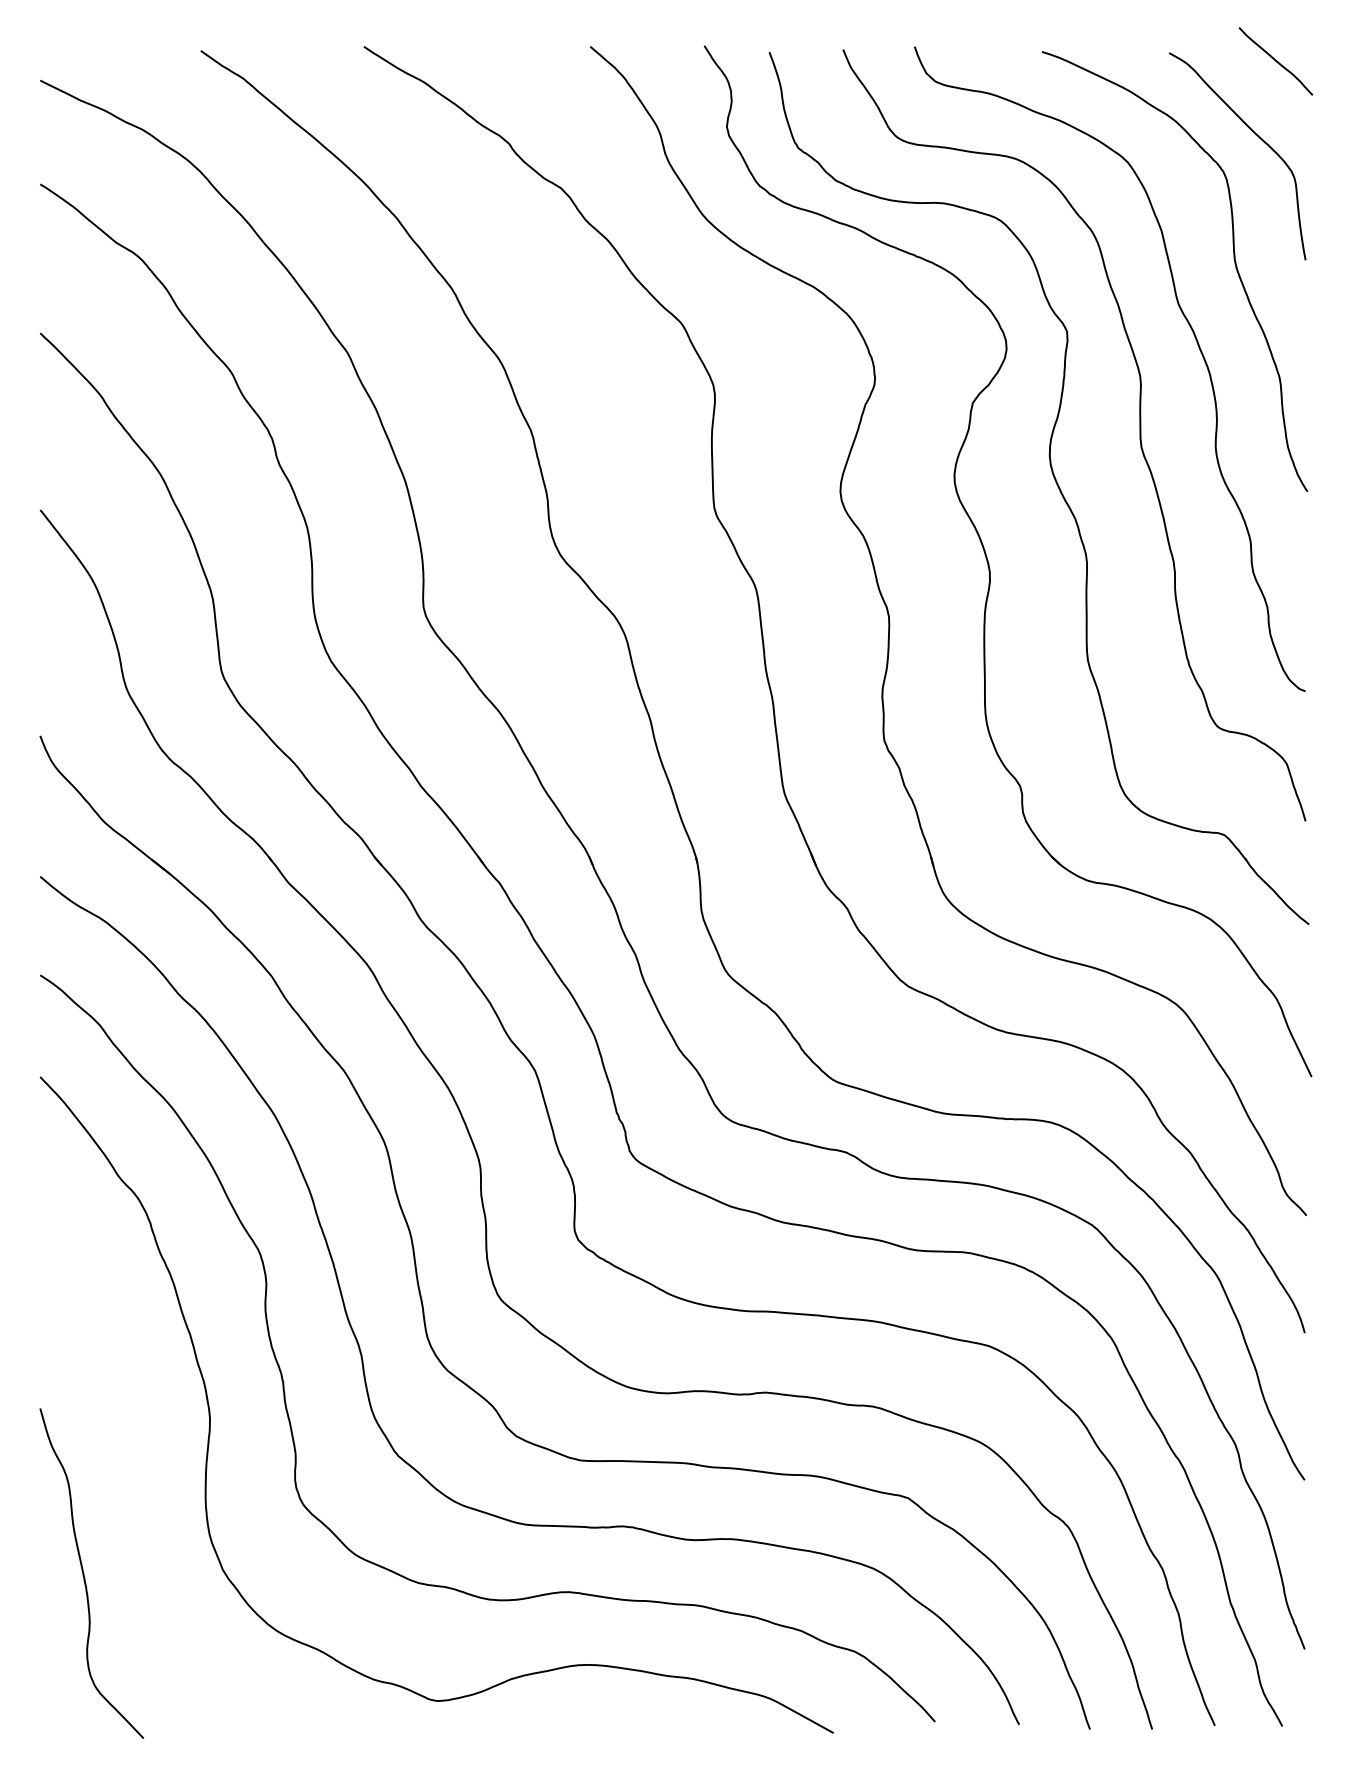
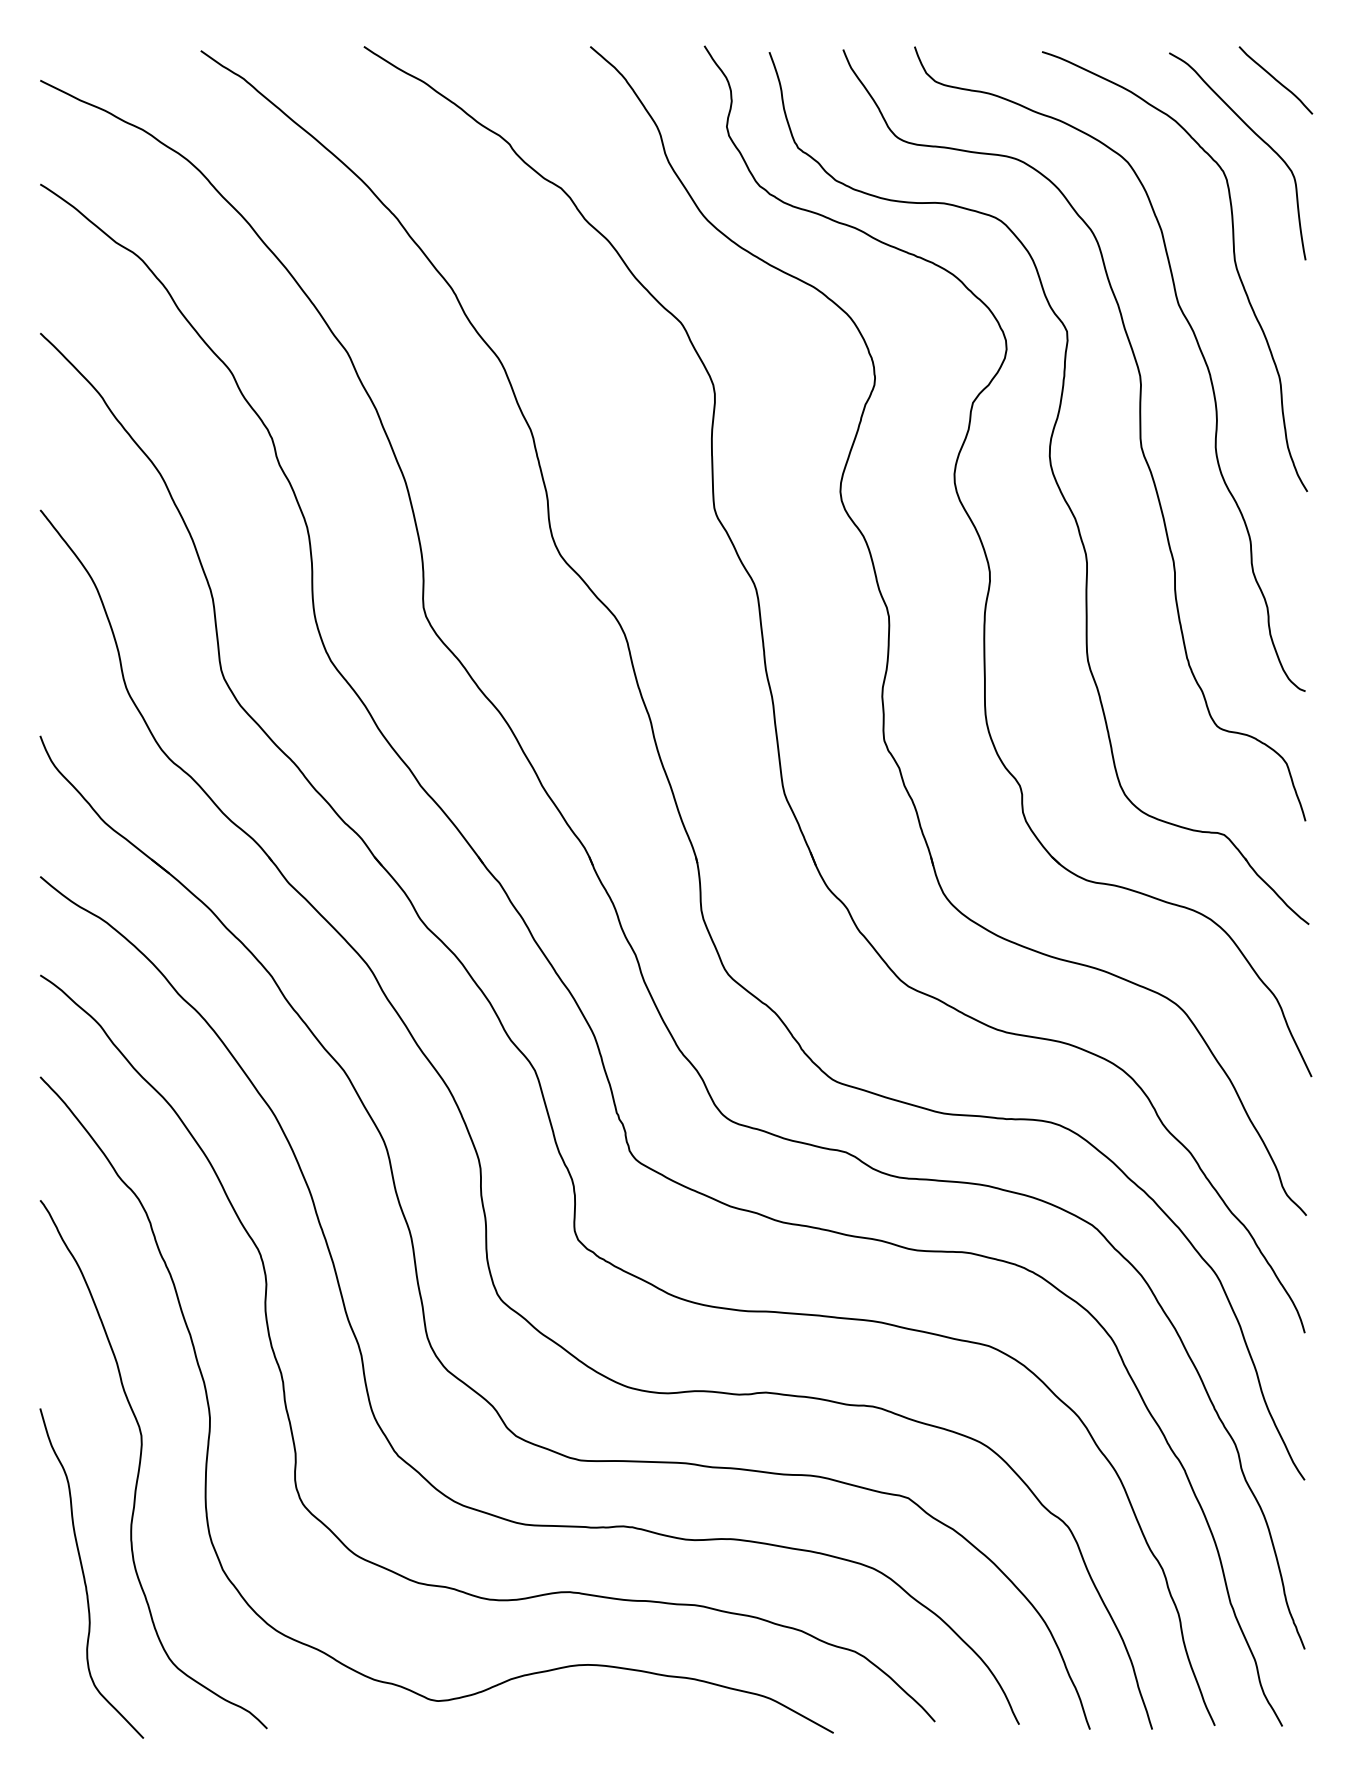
curve position: (1275, 61) -> (1275, 80) (1275, 80)
curve: none -> present (141, 1461)
